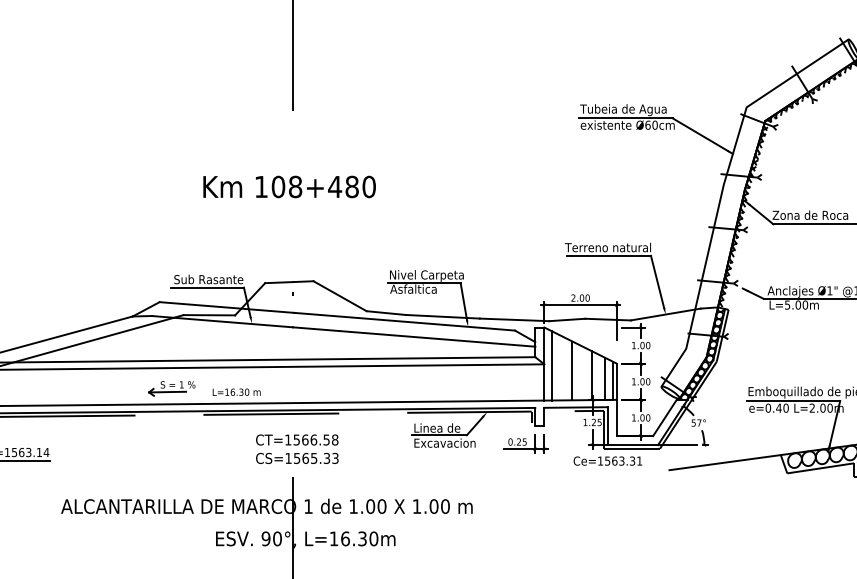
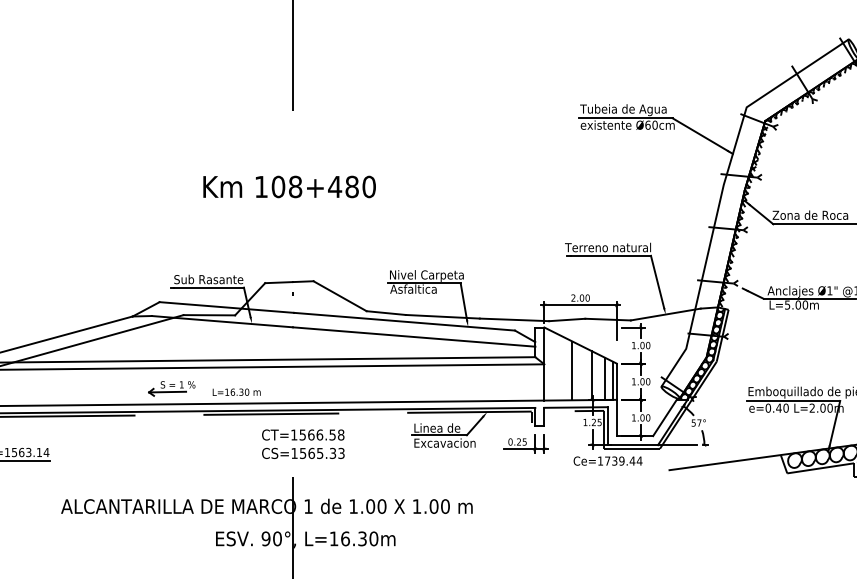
line: present -> none (552, 365)
text position: (297, 448) -> (303, 443) (303, 443)
text: Ce=1563.31 -> Ce=1739.44 (623, 460)
